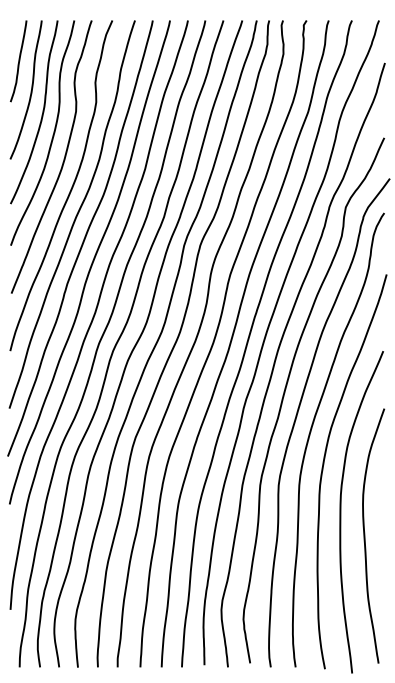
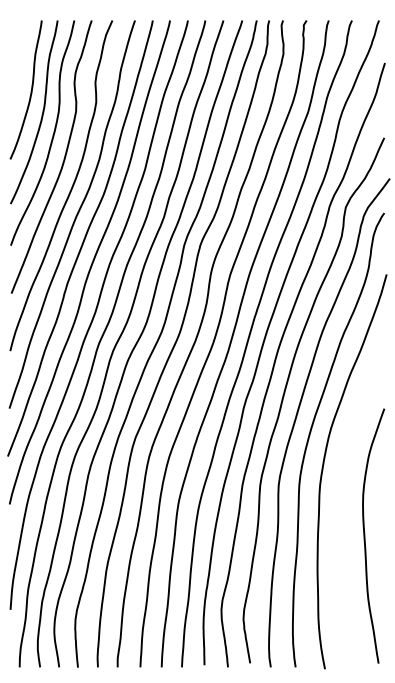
curve: present -> none (18, 61)
curve: present -> none (341, 512)
